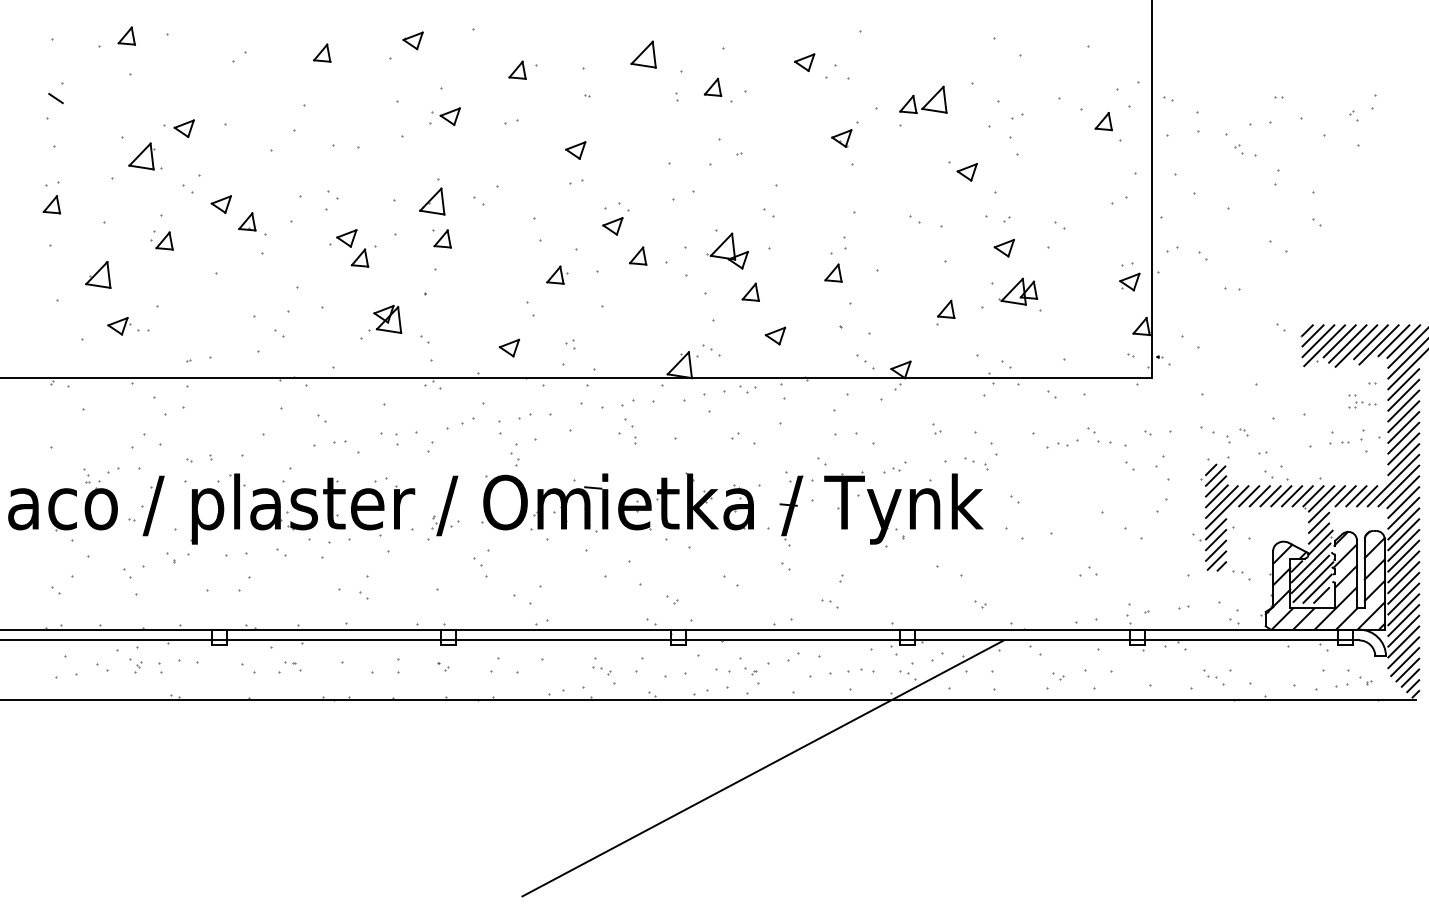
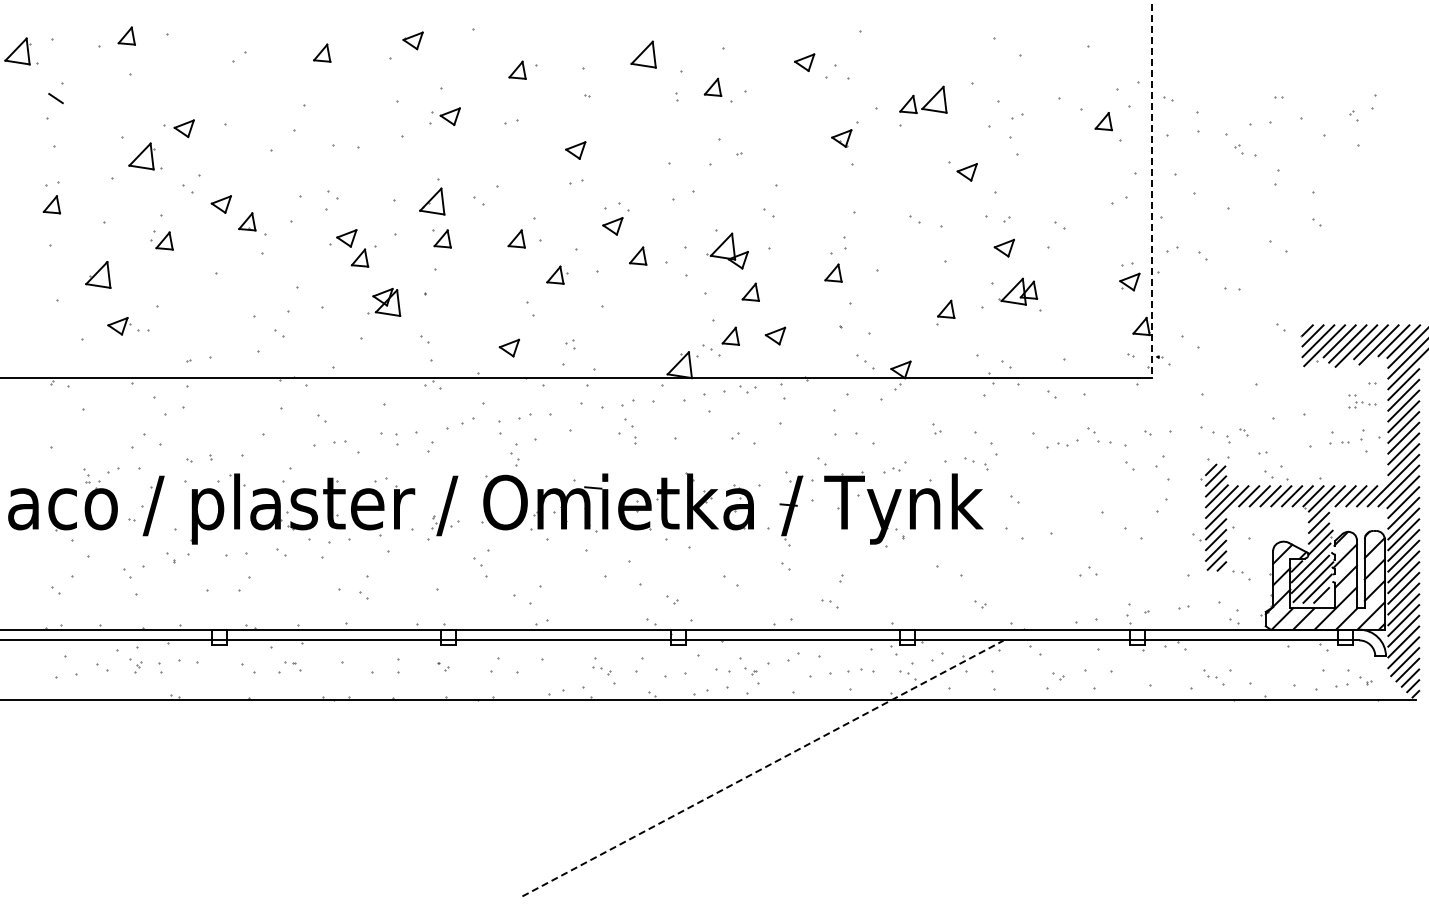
part: none -> present (21, 51)
line: solid -> dashed (1151, 189)
part: none -> present (516, 238)
part position: (385, 319) -> (384, 302) (384, 302)
part: none -> present (730, 335)
line: solid -> dashed (763, 768)
